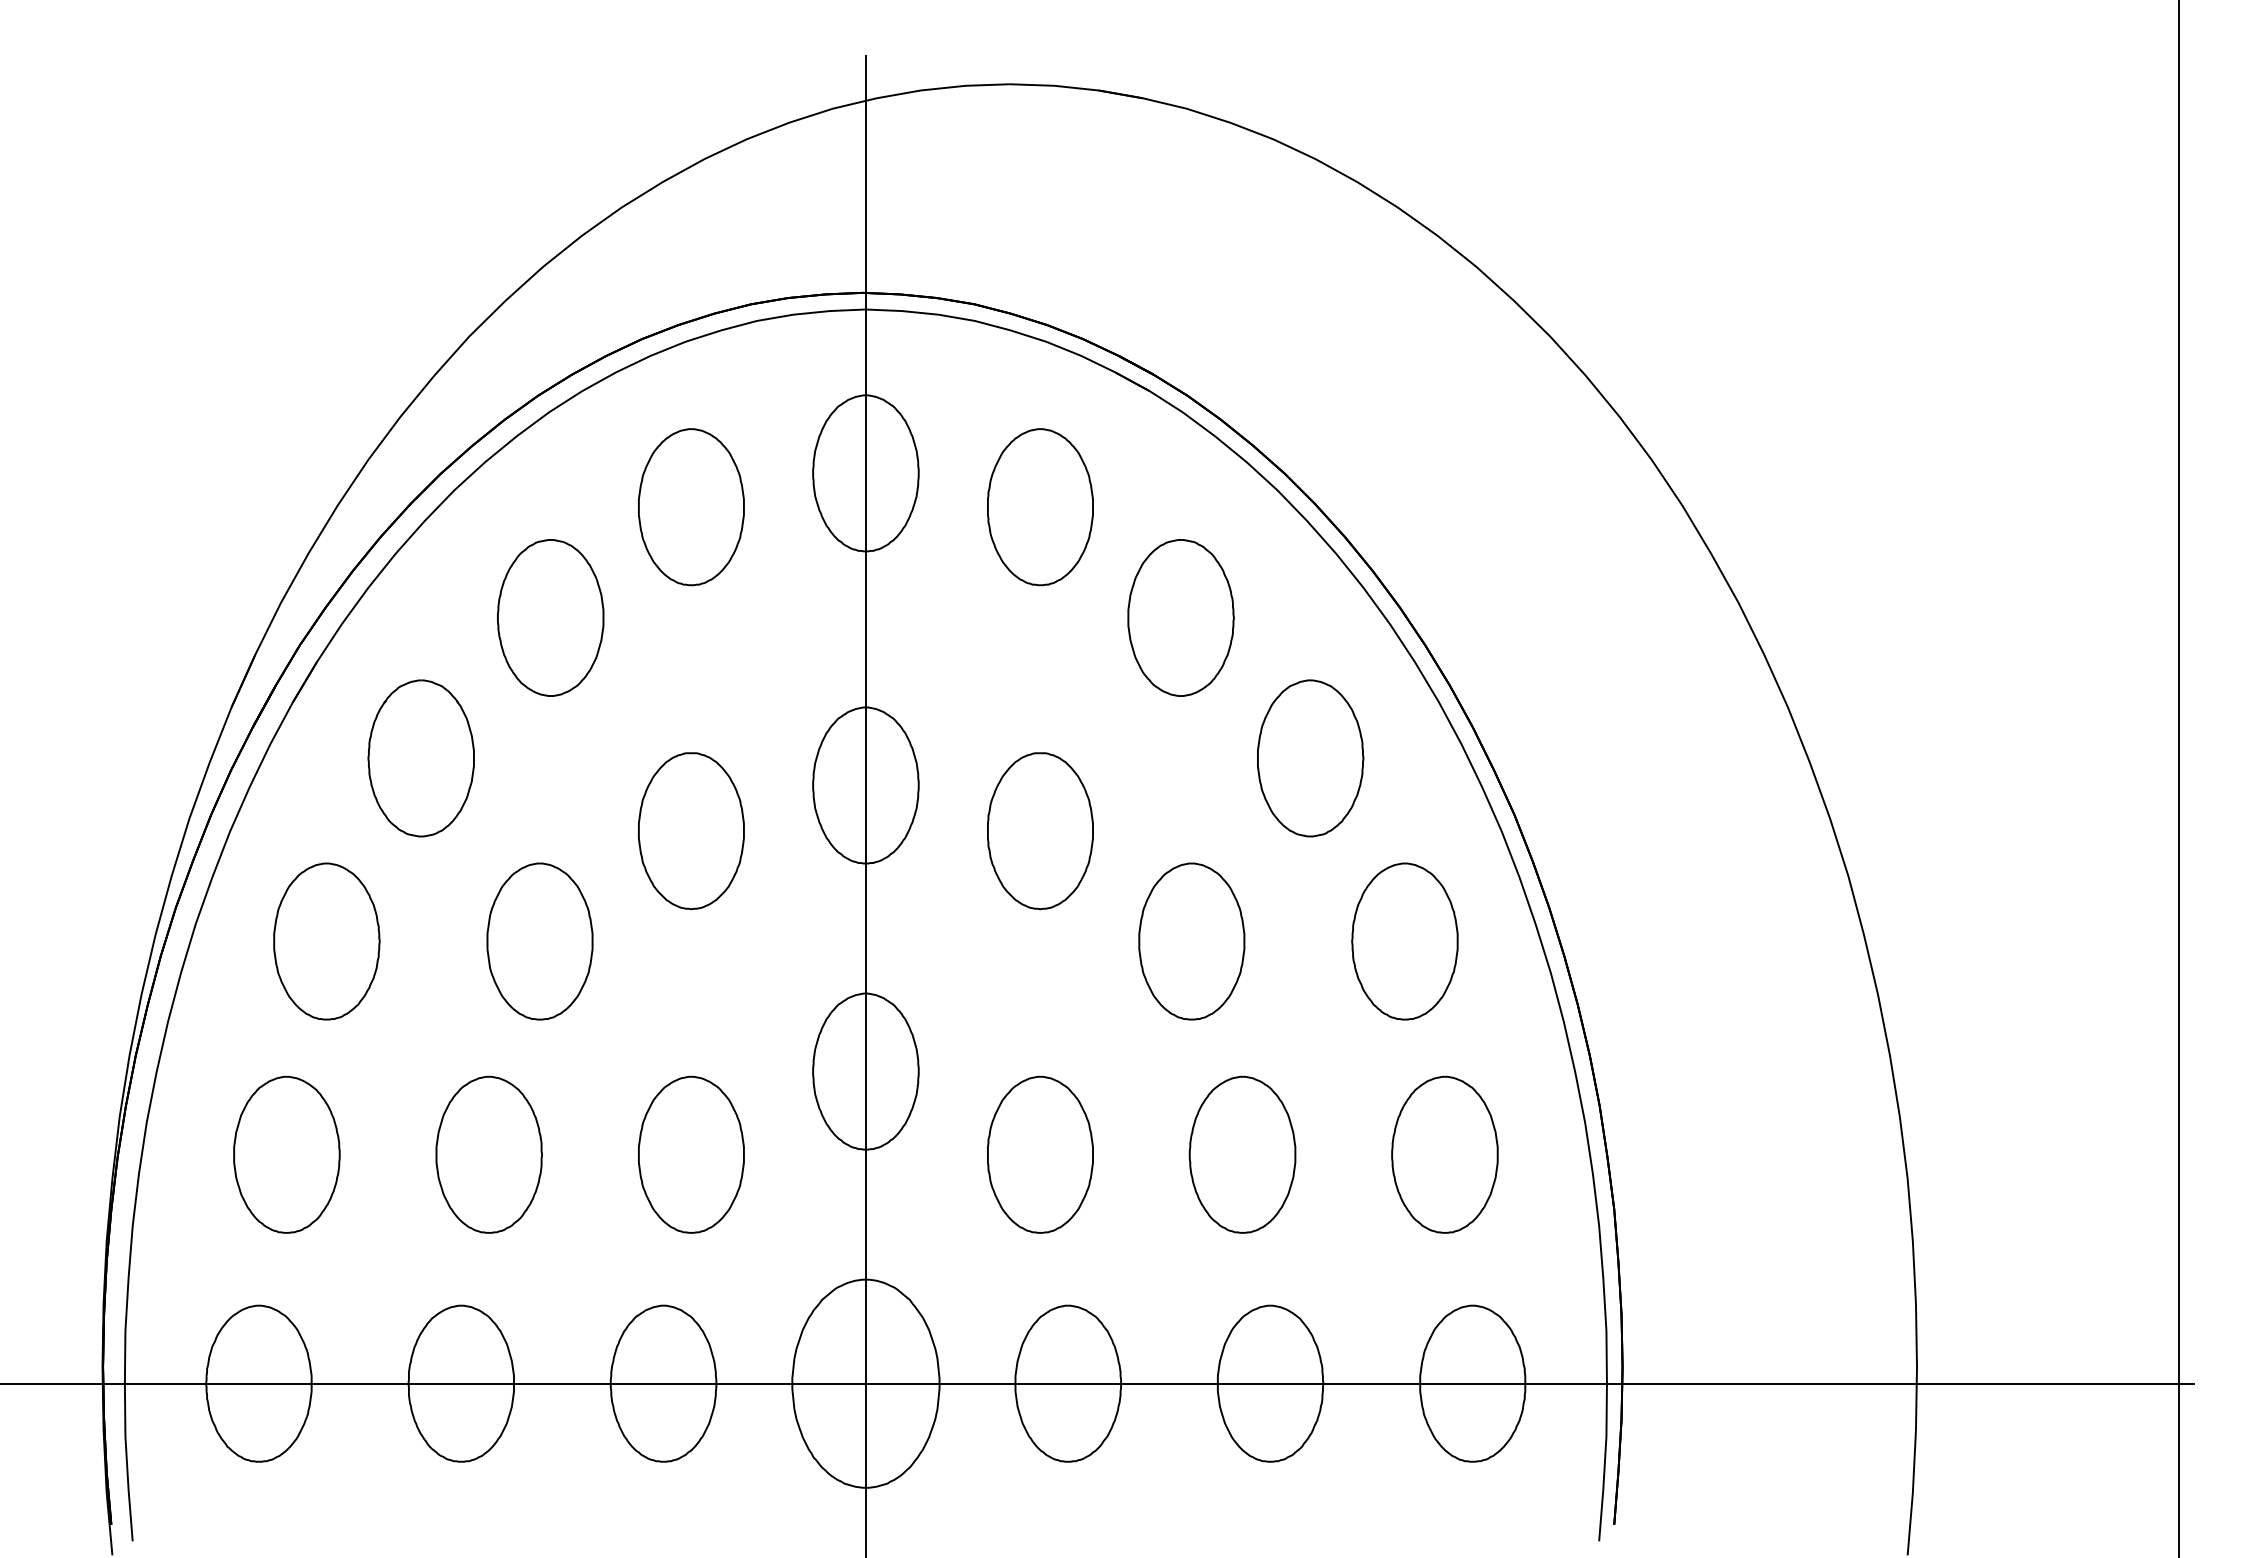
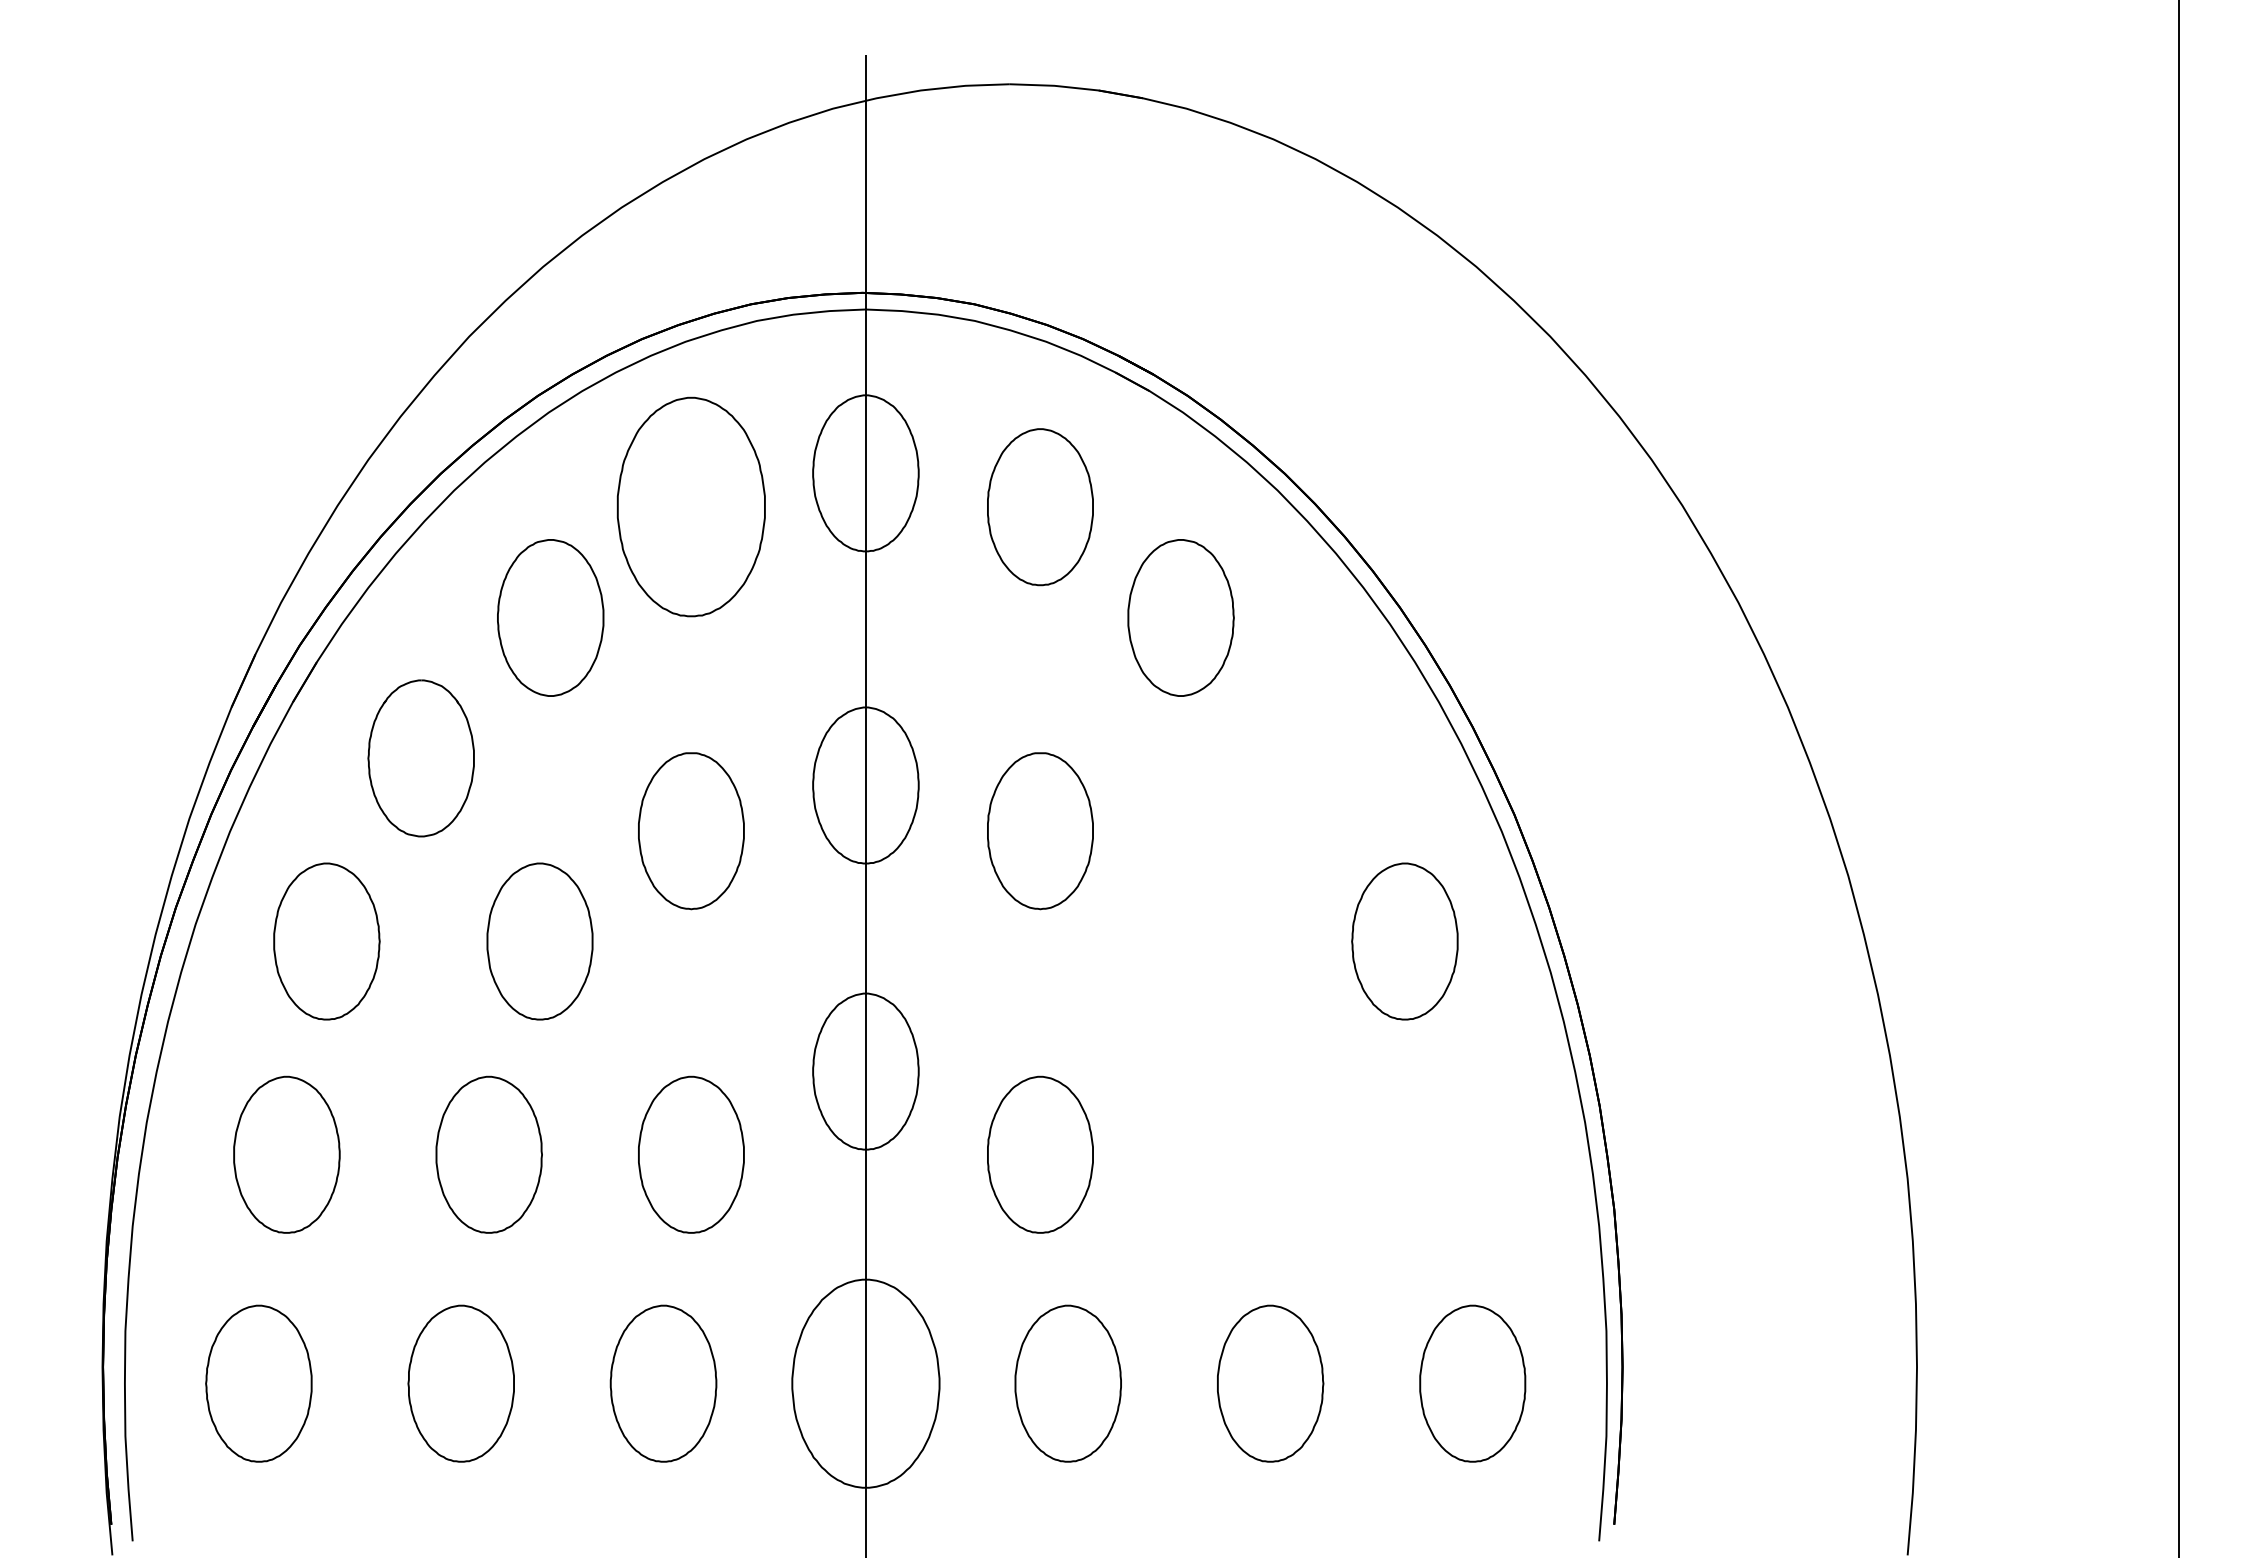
part size: 107x159 px -> 150x222 px (690, 506)
part: present -> none (1310, 758)
part: present -> none (1191, 941)
part: present -> none (1242, 1154)
part: present -> none (1444, 1154)
line: present -> none (1098, 1383)
